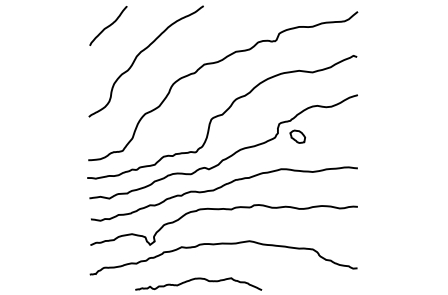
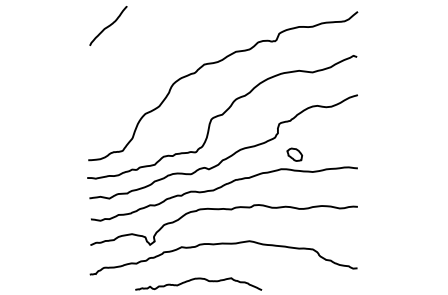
curve: present -> none (139, 55)
part position: (297, 136) -> (294, 154) (294, 154)
